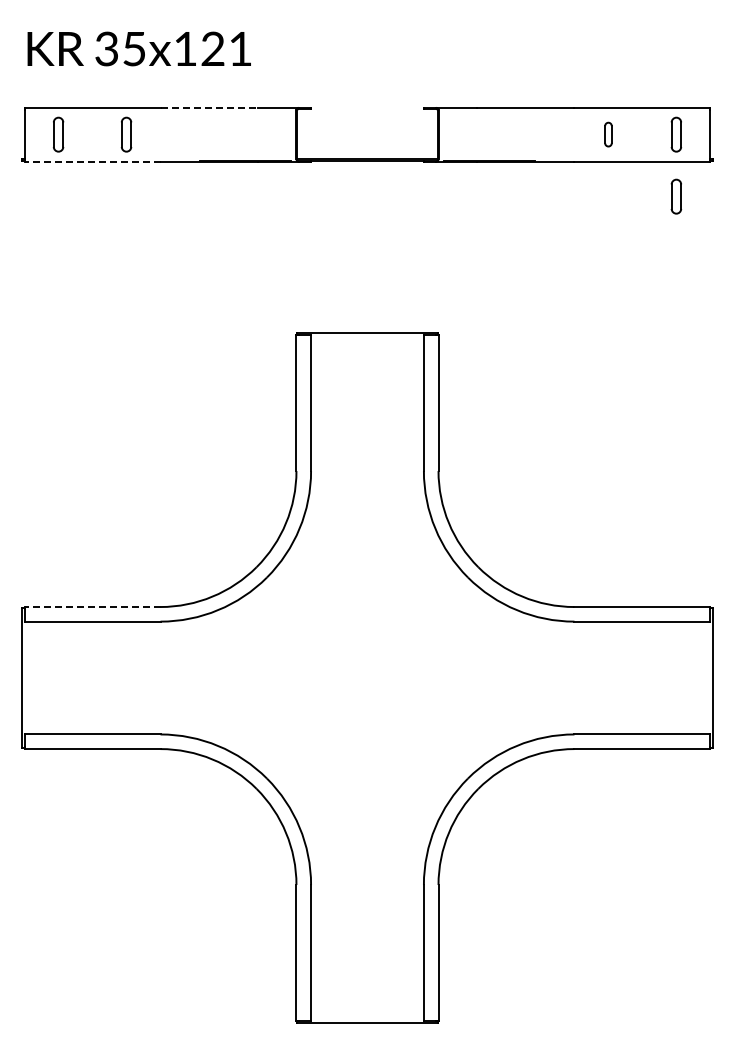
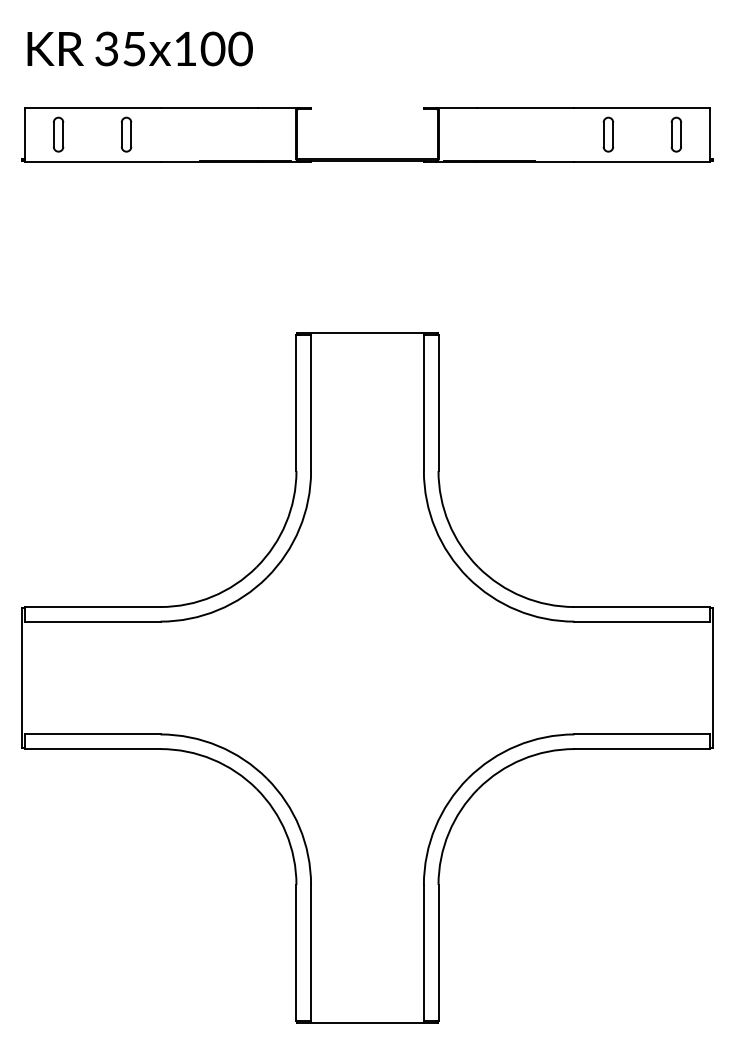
text: 35x121 -> 35x100 (226, 48)
line: dashed -> solid (209, 107)
part size: 9x27 px -> 13x37 px (608, 134)
line: dashed -> solid (92, 161)
part: present -> none (676, 196)
line: dashed -> solid (92, 607)
